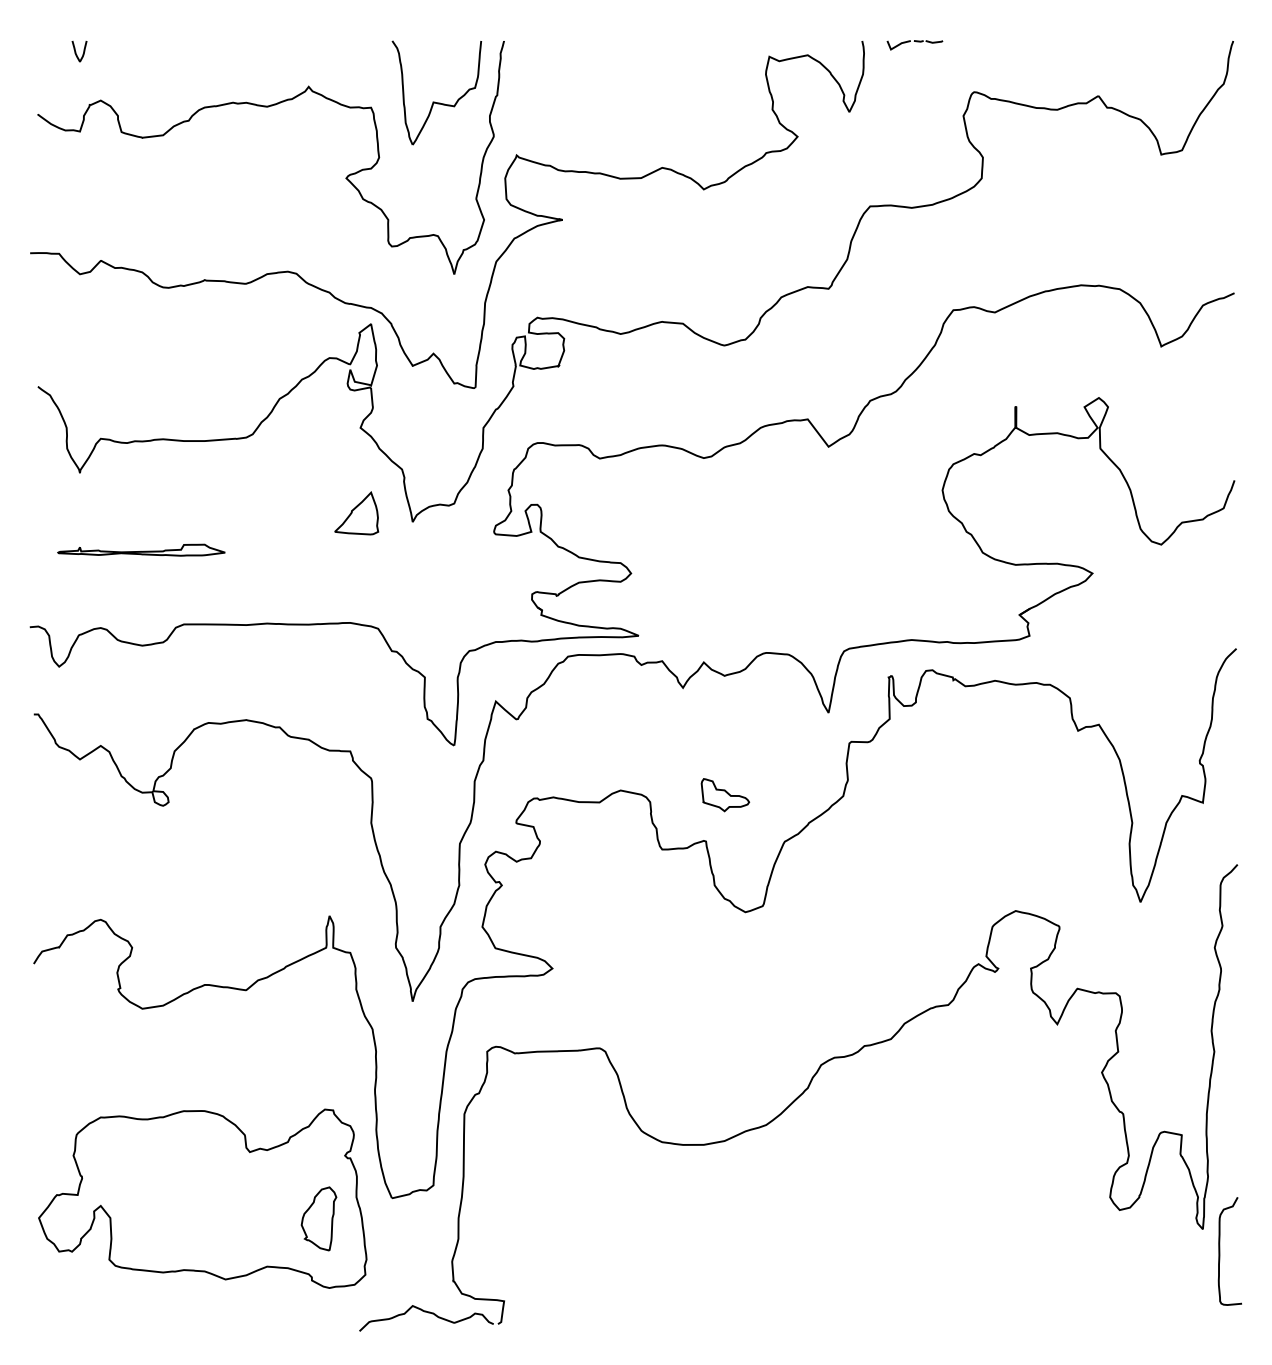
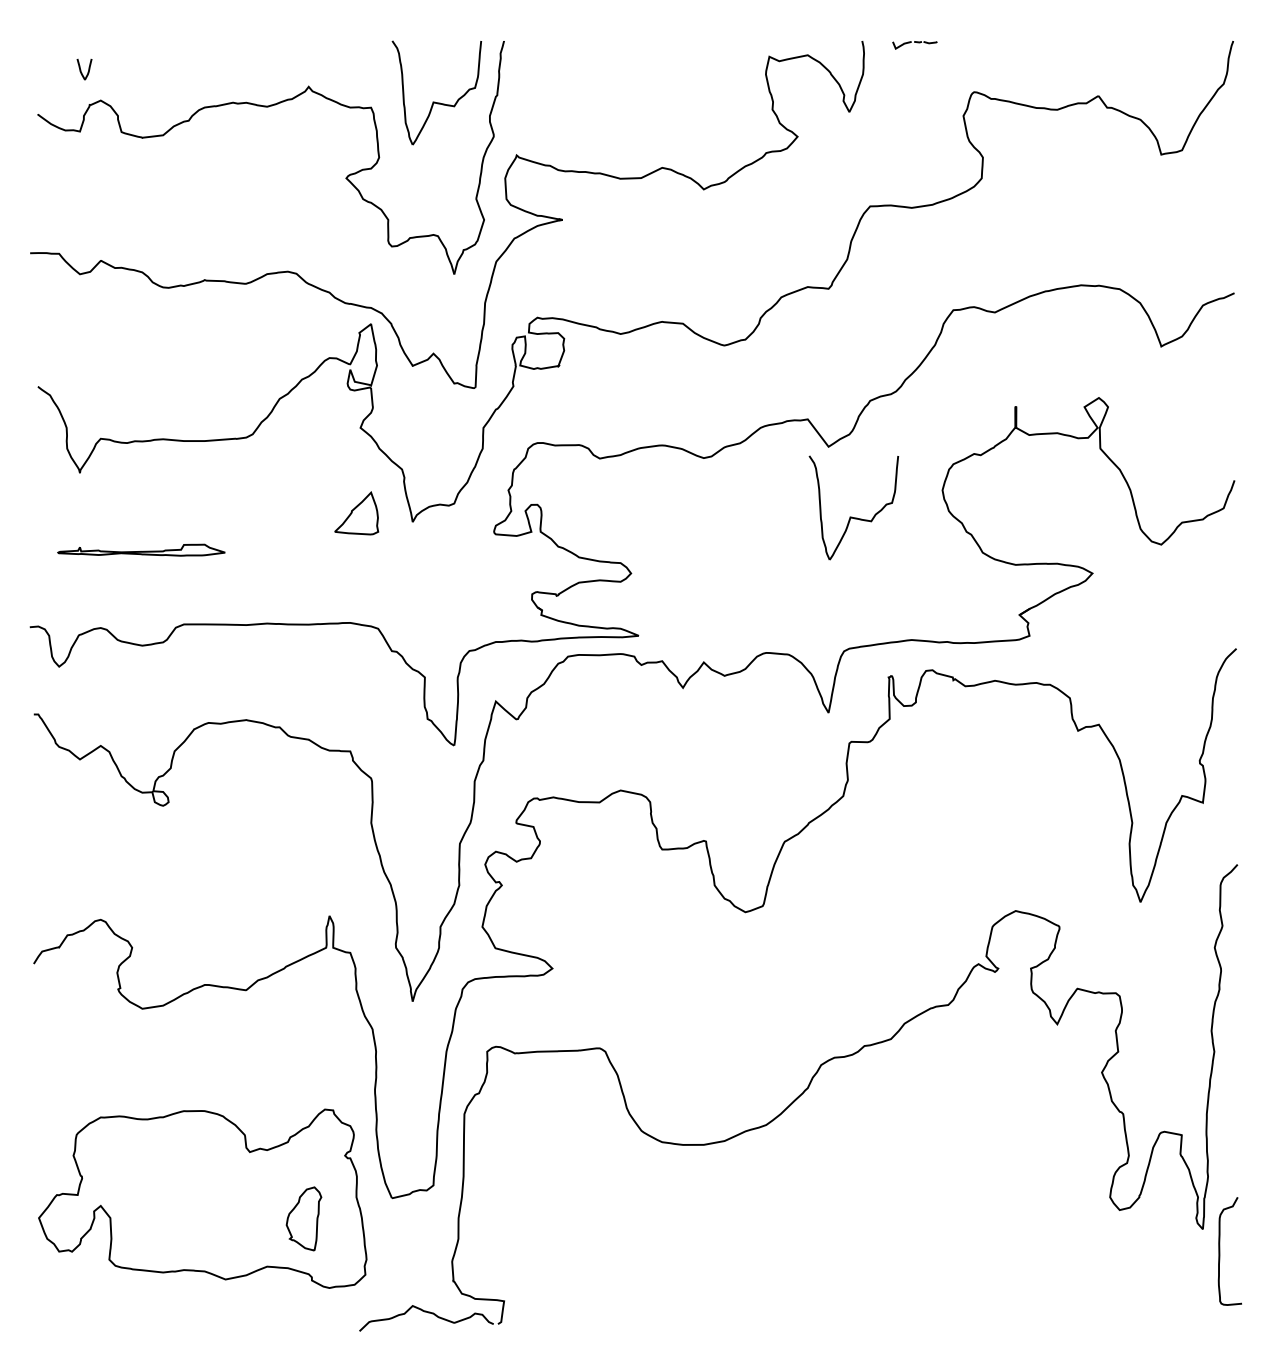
part size: 58x11 px -> 46x9 px (914, 45)
curve position: (76, 51) -> (81, 69) (81, 69)
part: none -> present (852, 516)
part: present -> none (725, 795)
part position: (318, 1218) -> (303, 1218) (303, 1218)
